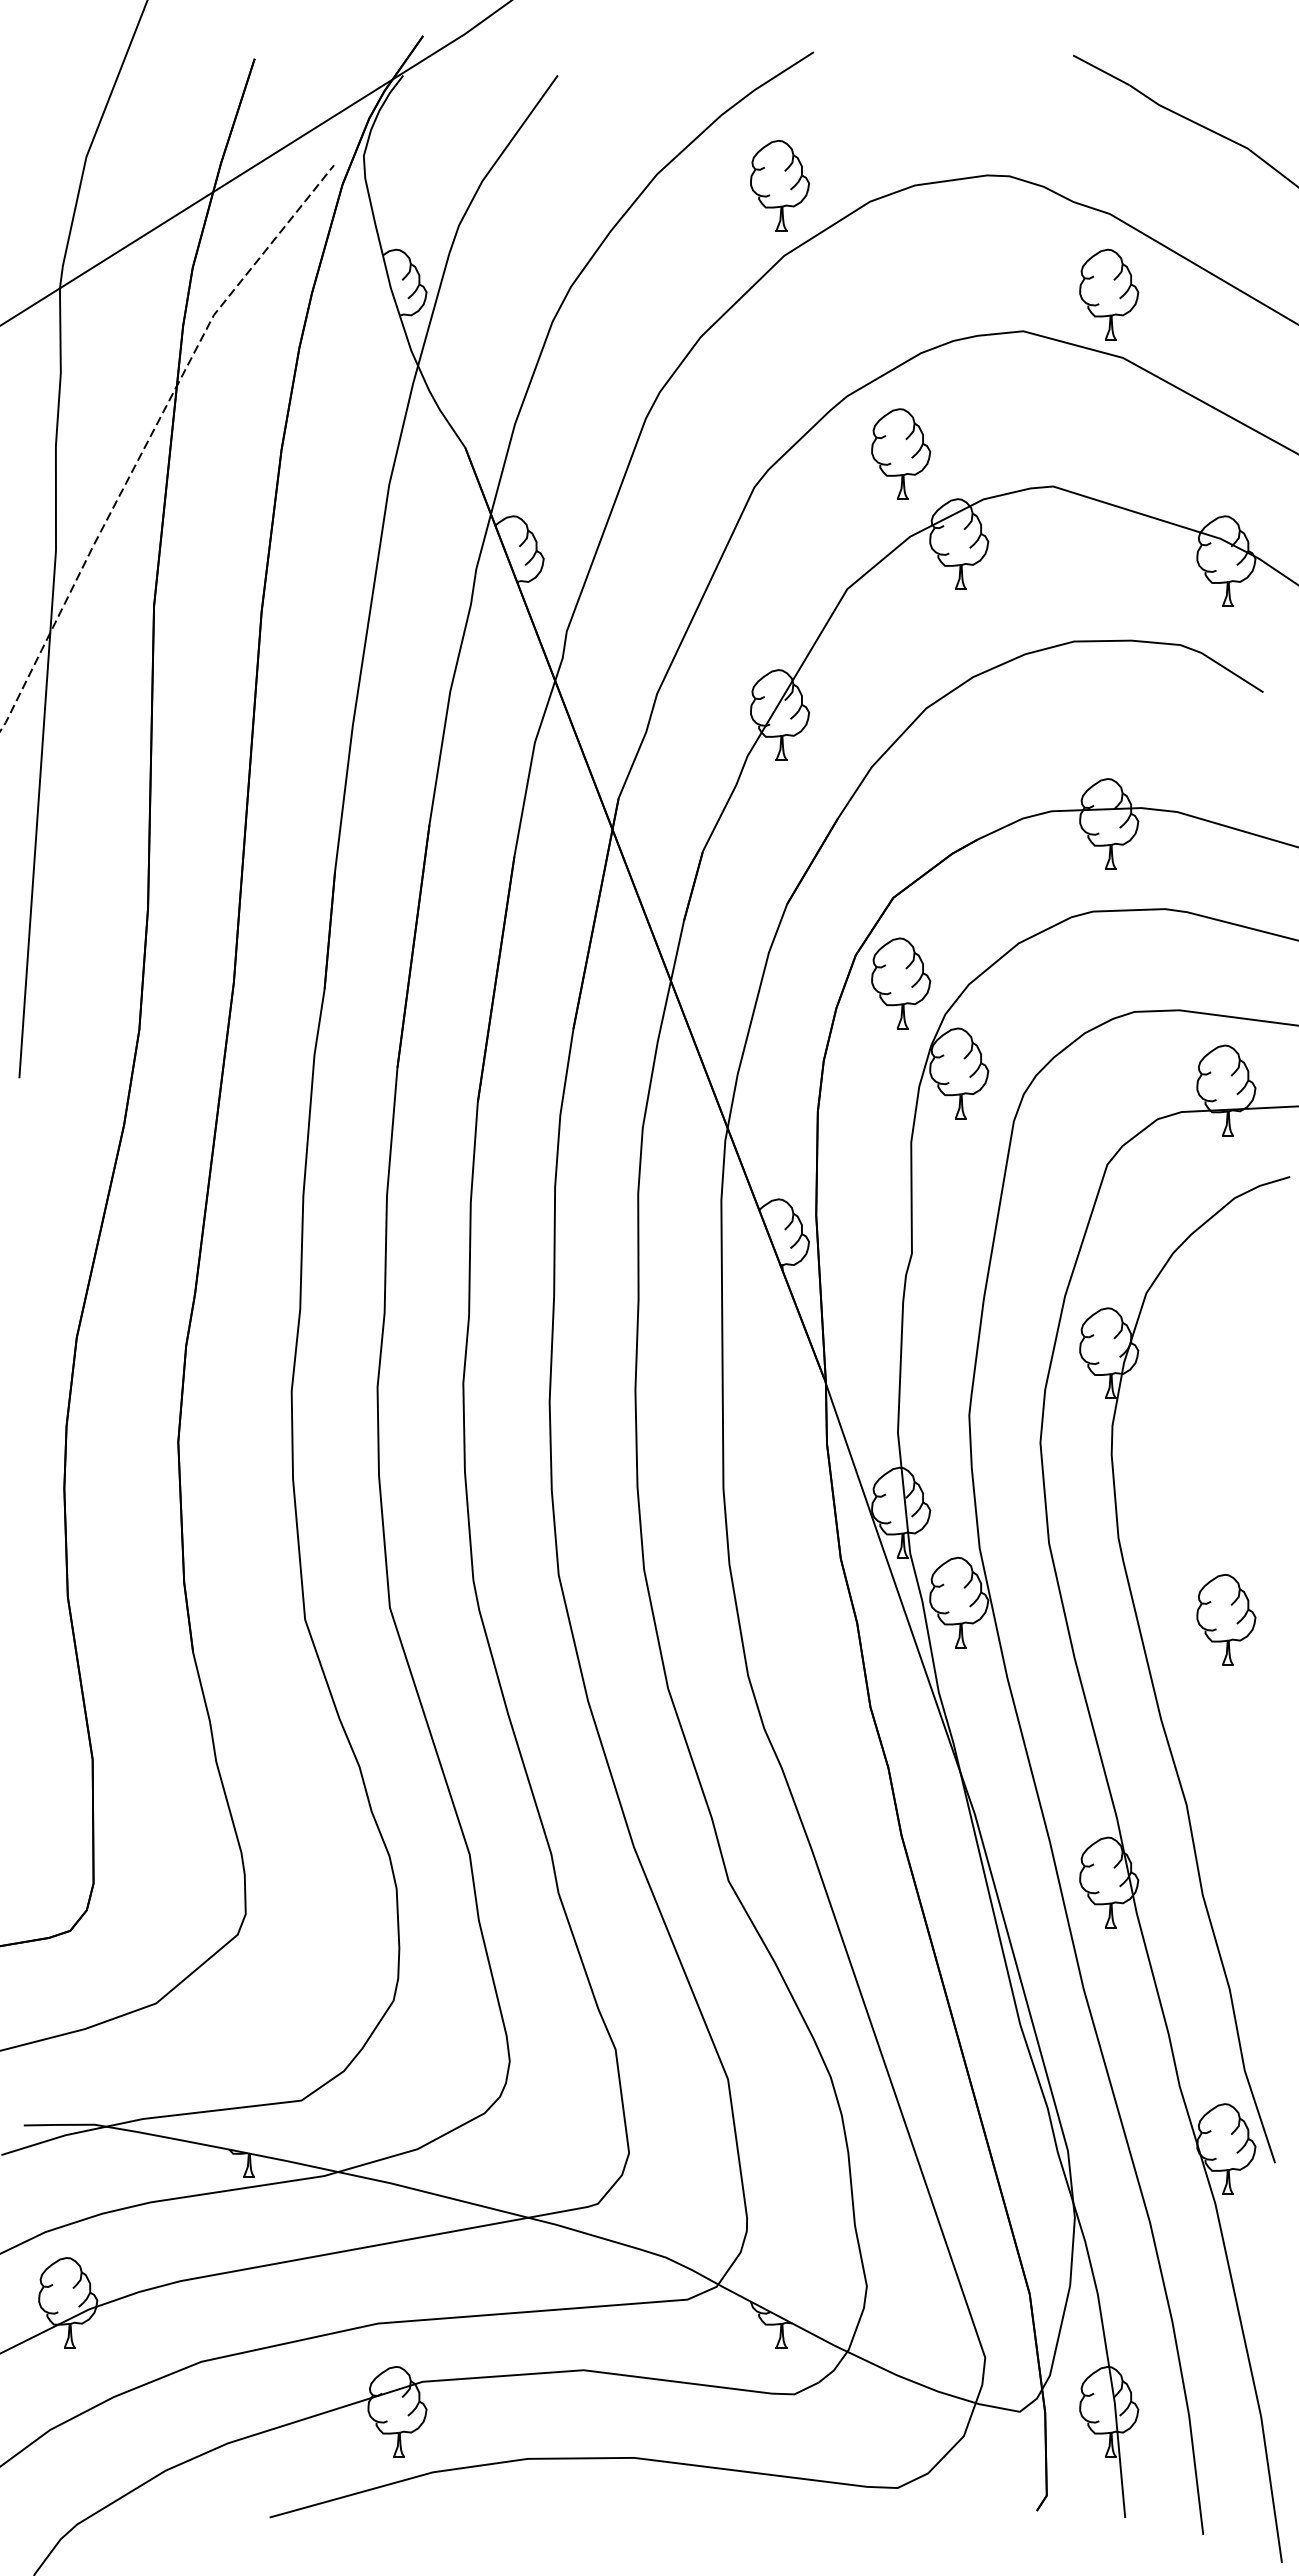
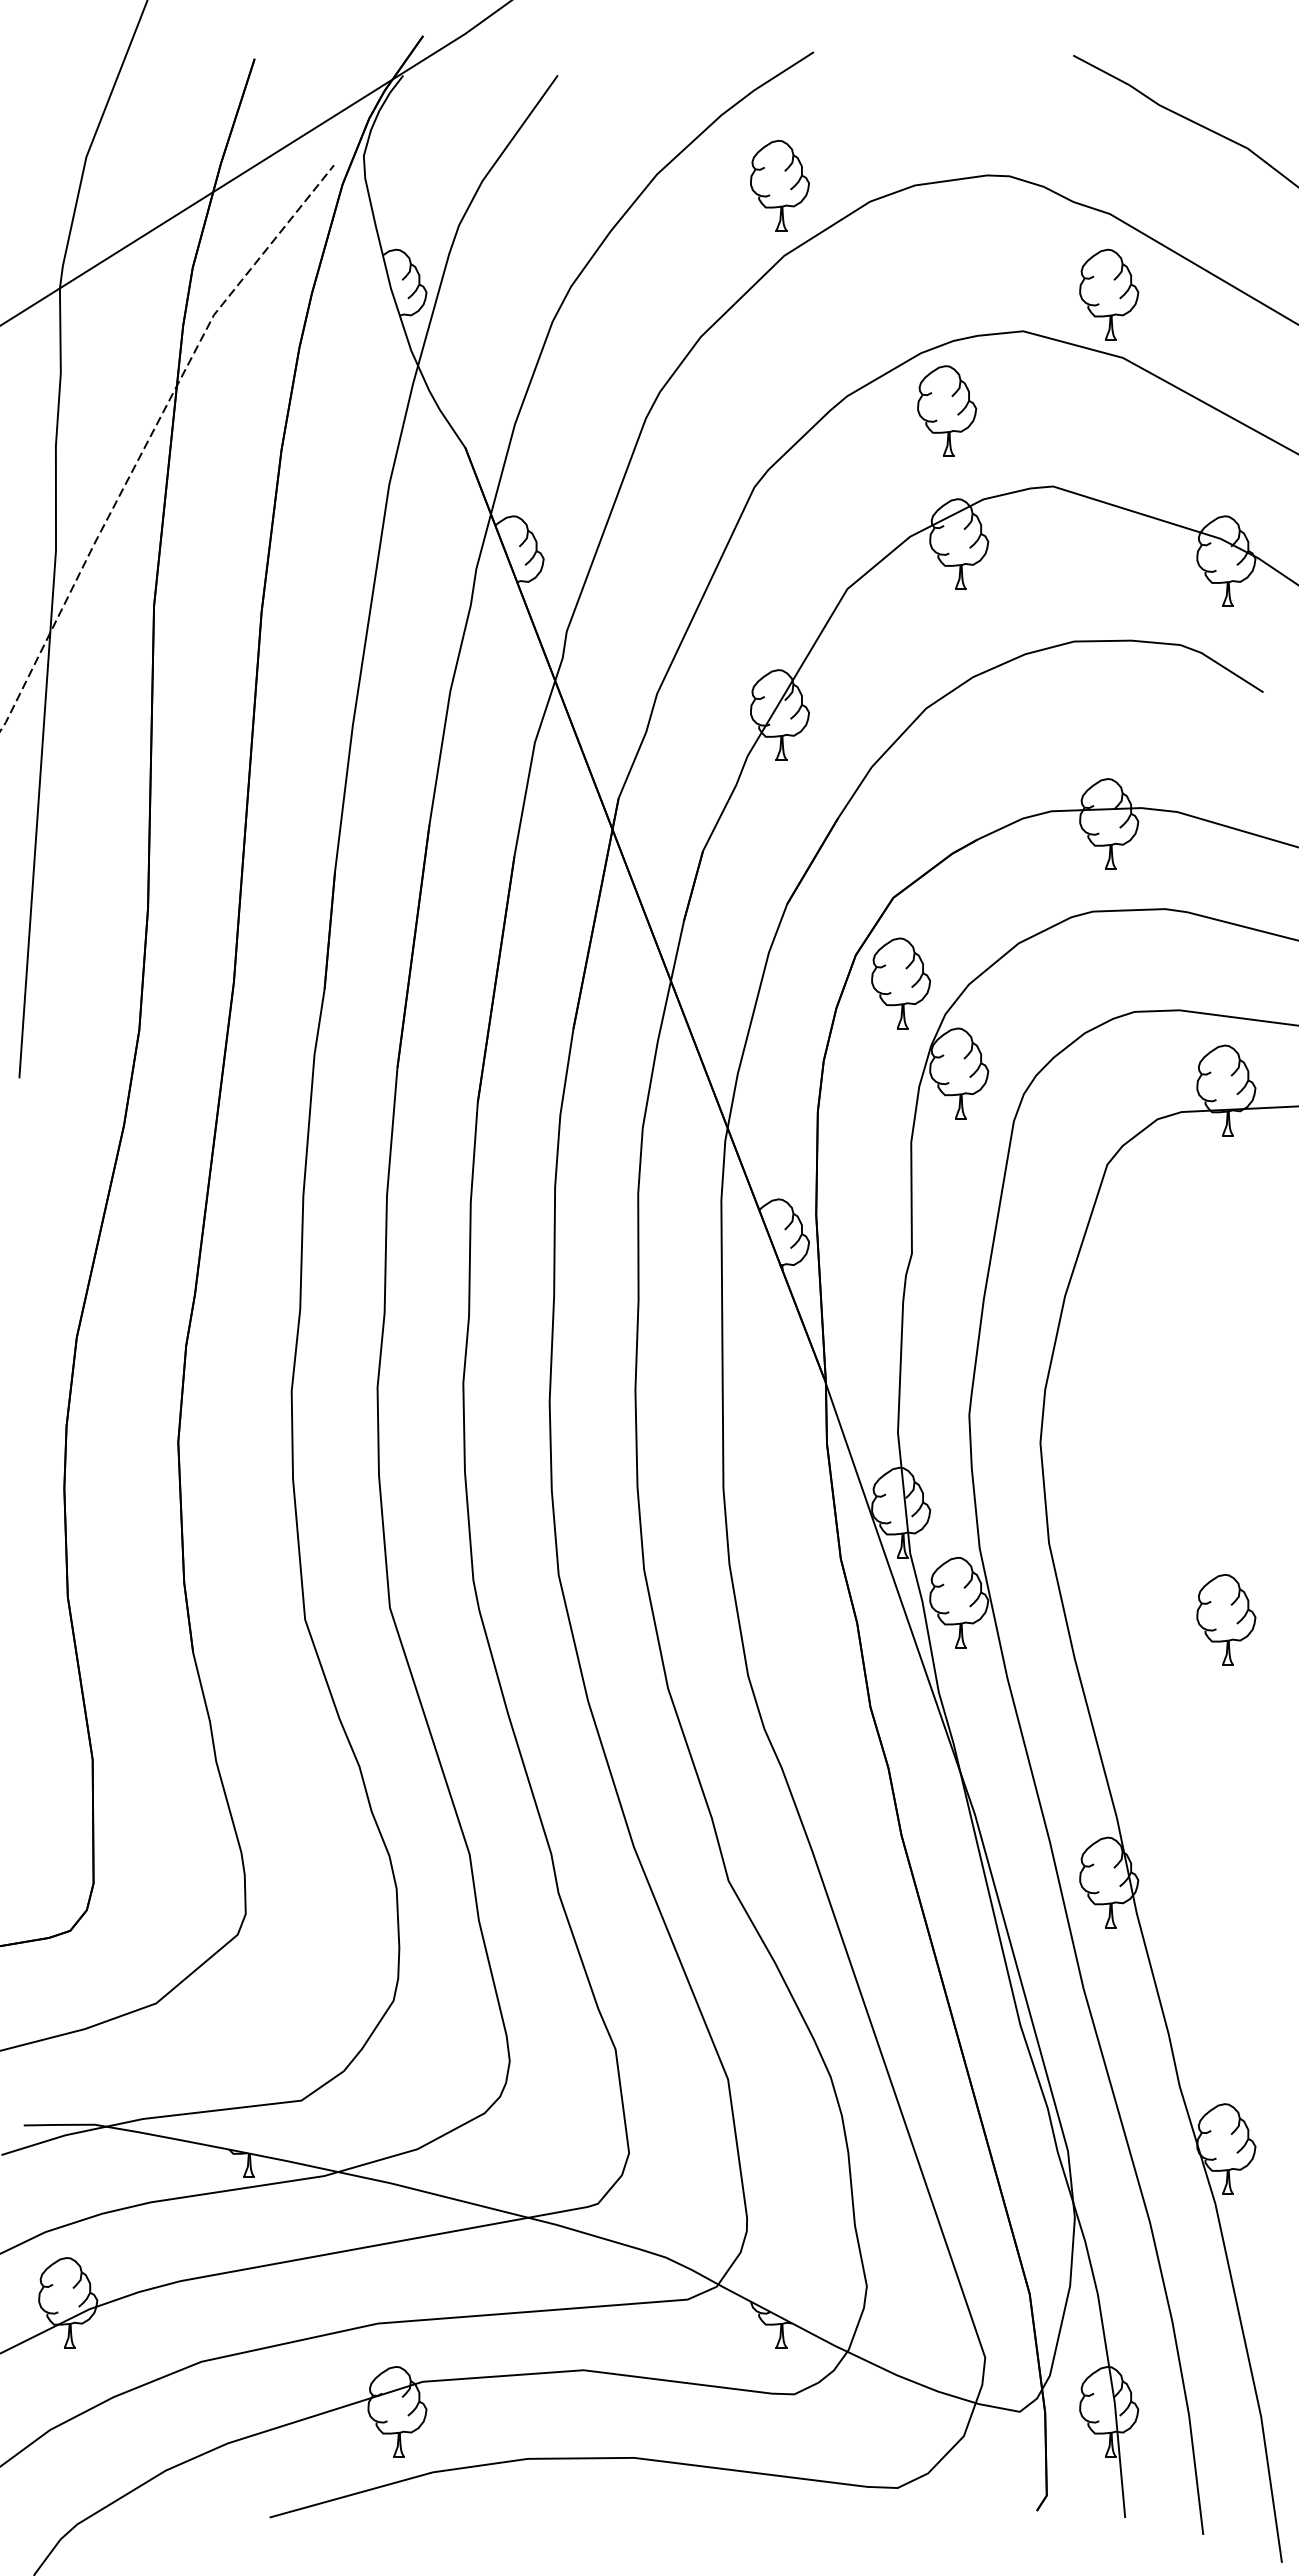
part position: (901, 453) -> (947, 410) (947, 410)
part: present -> none (1151, 1673)
